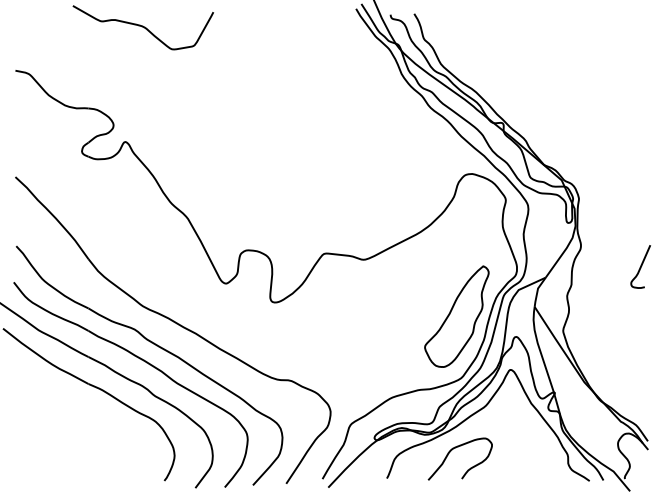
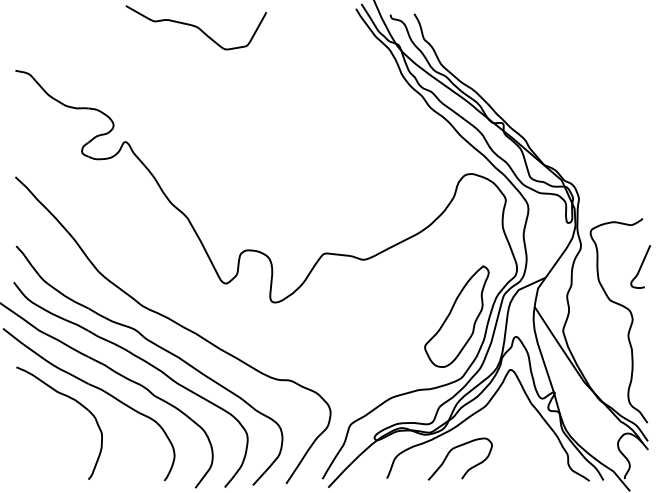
curve position: (142, 27) -> (195, 27) (195, 27)
curve: none -> present (630, 323)
part: none -> present (71, 399)
